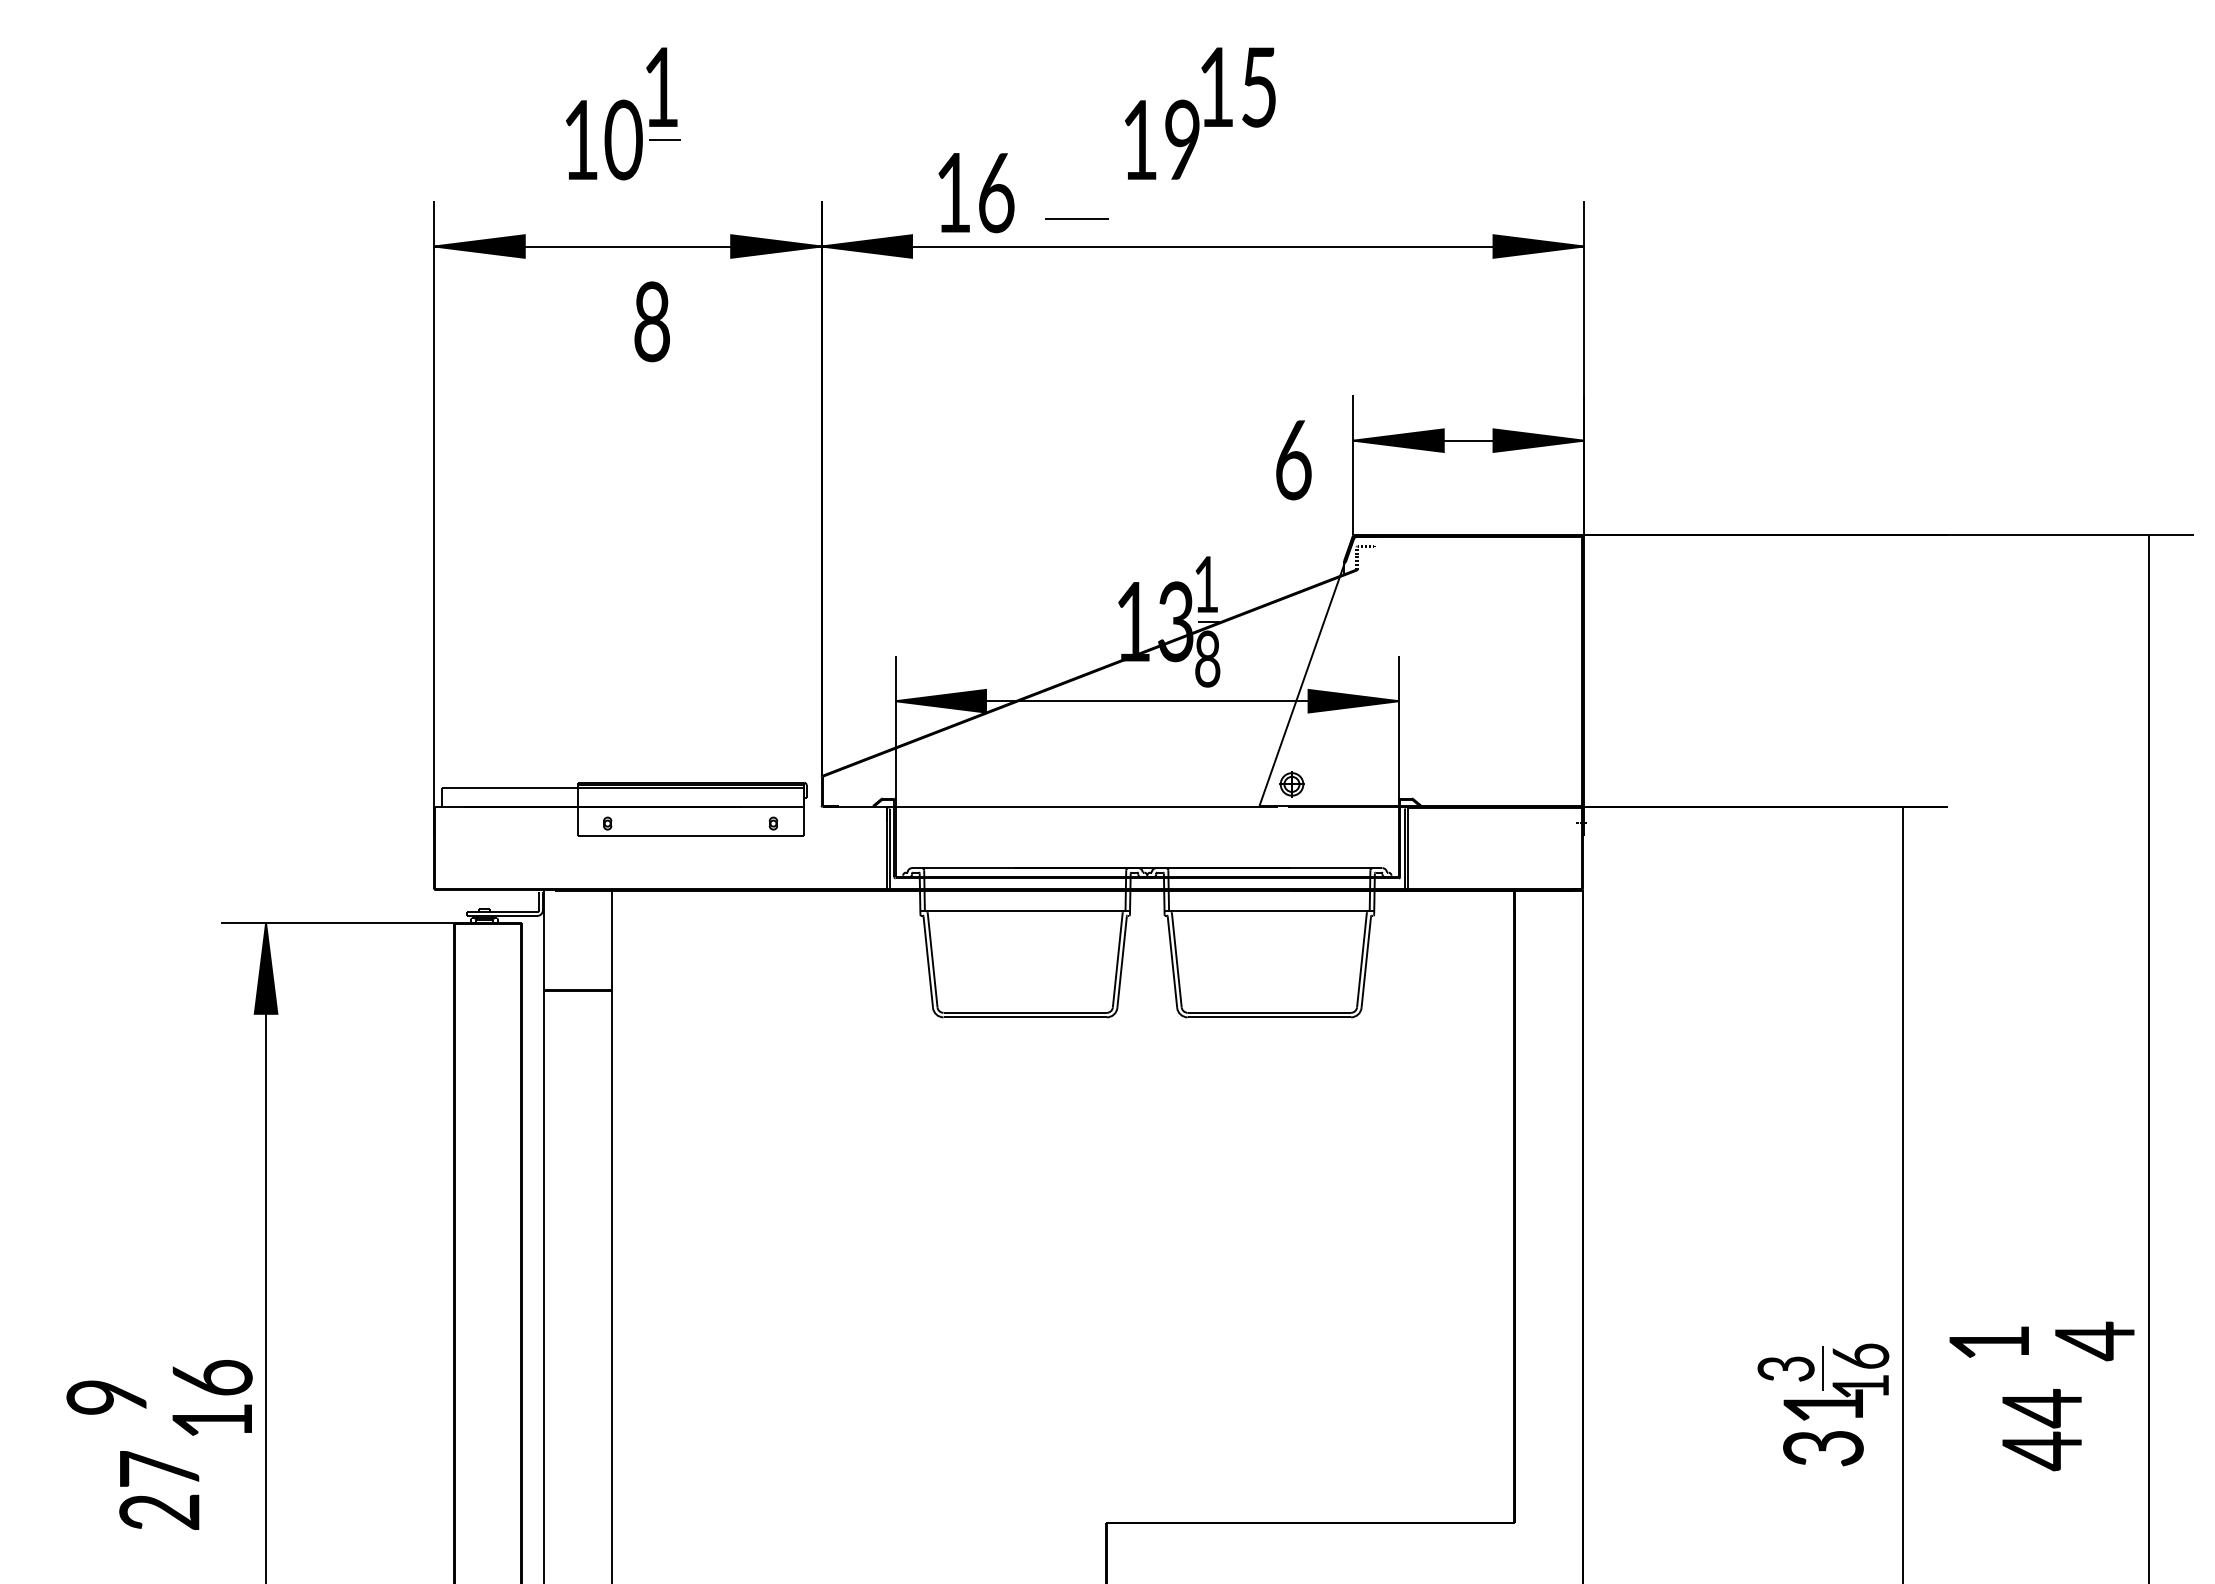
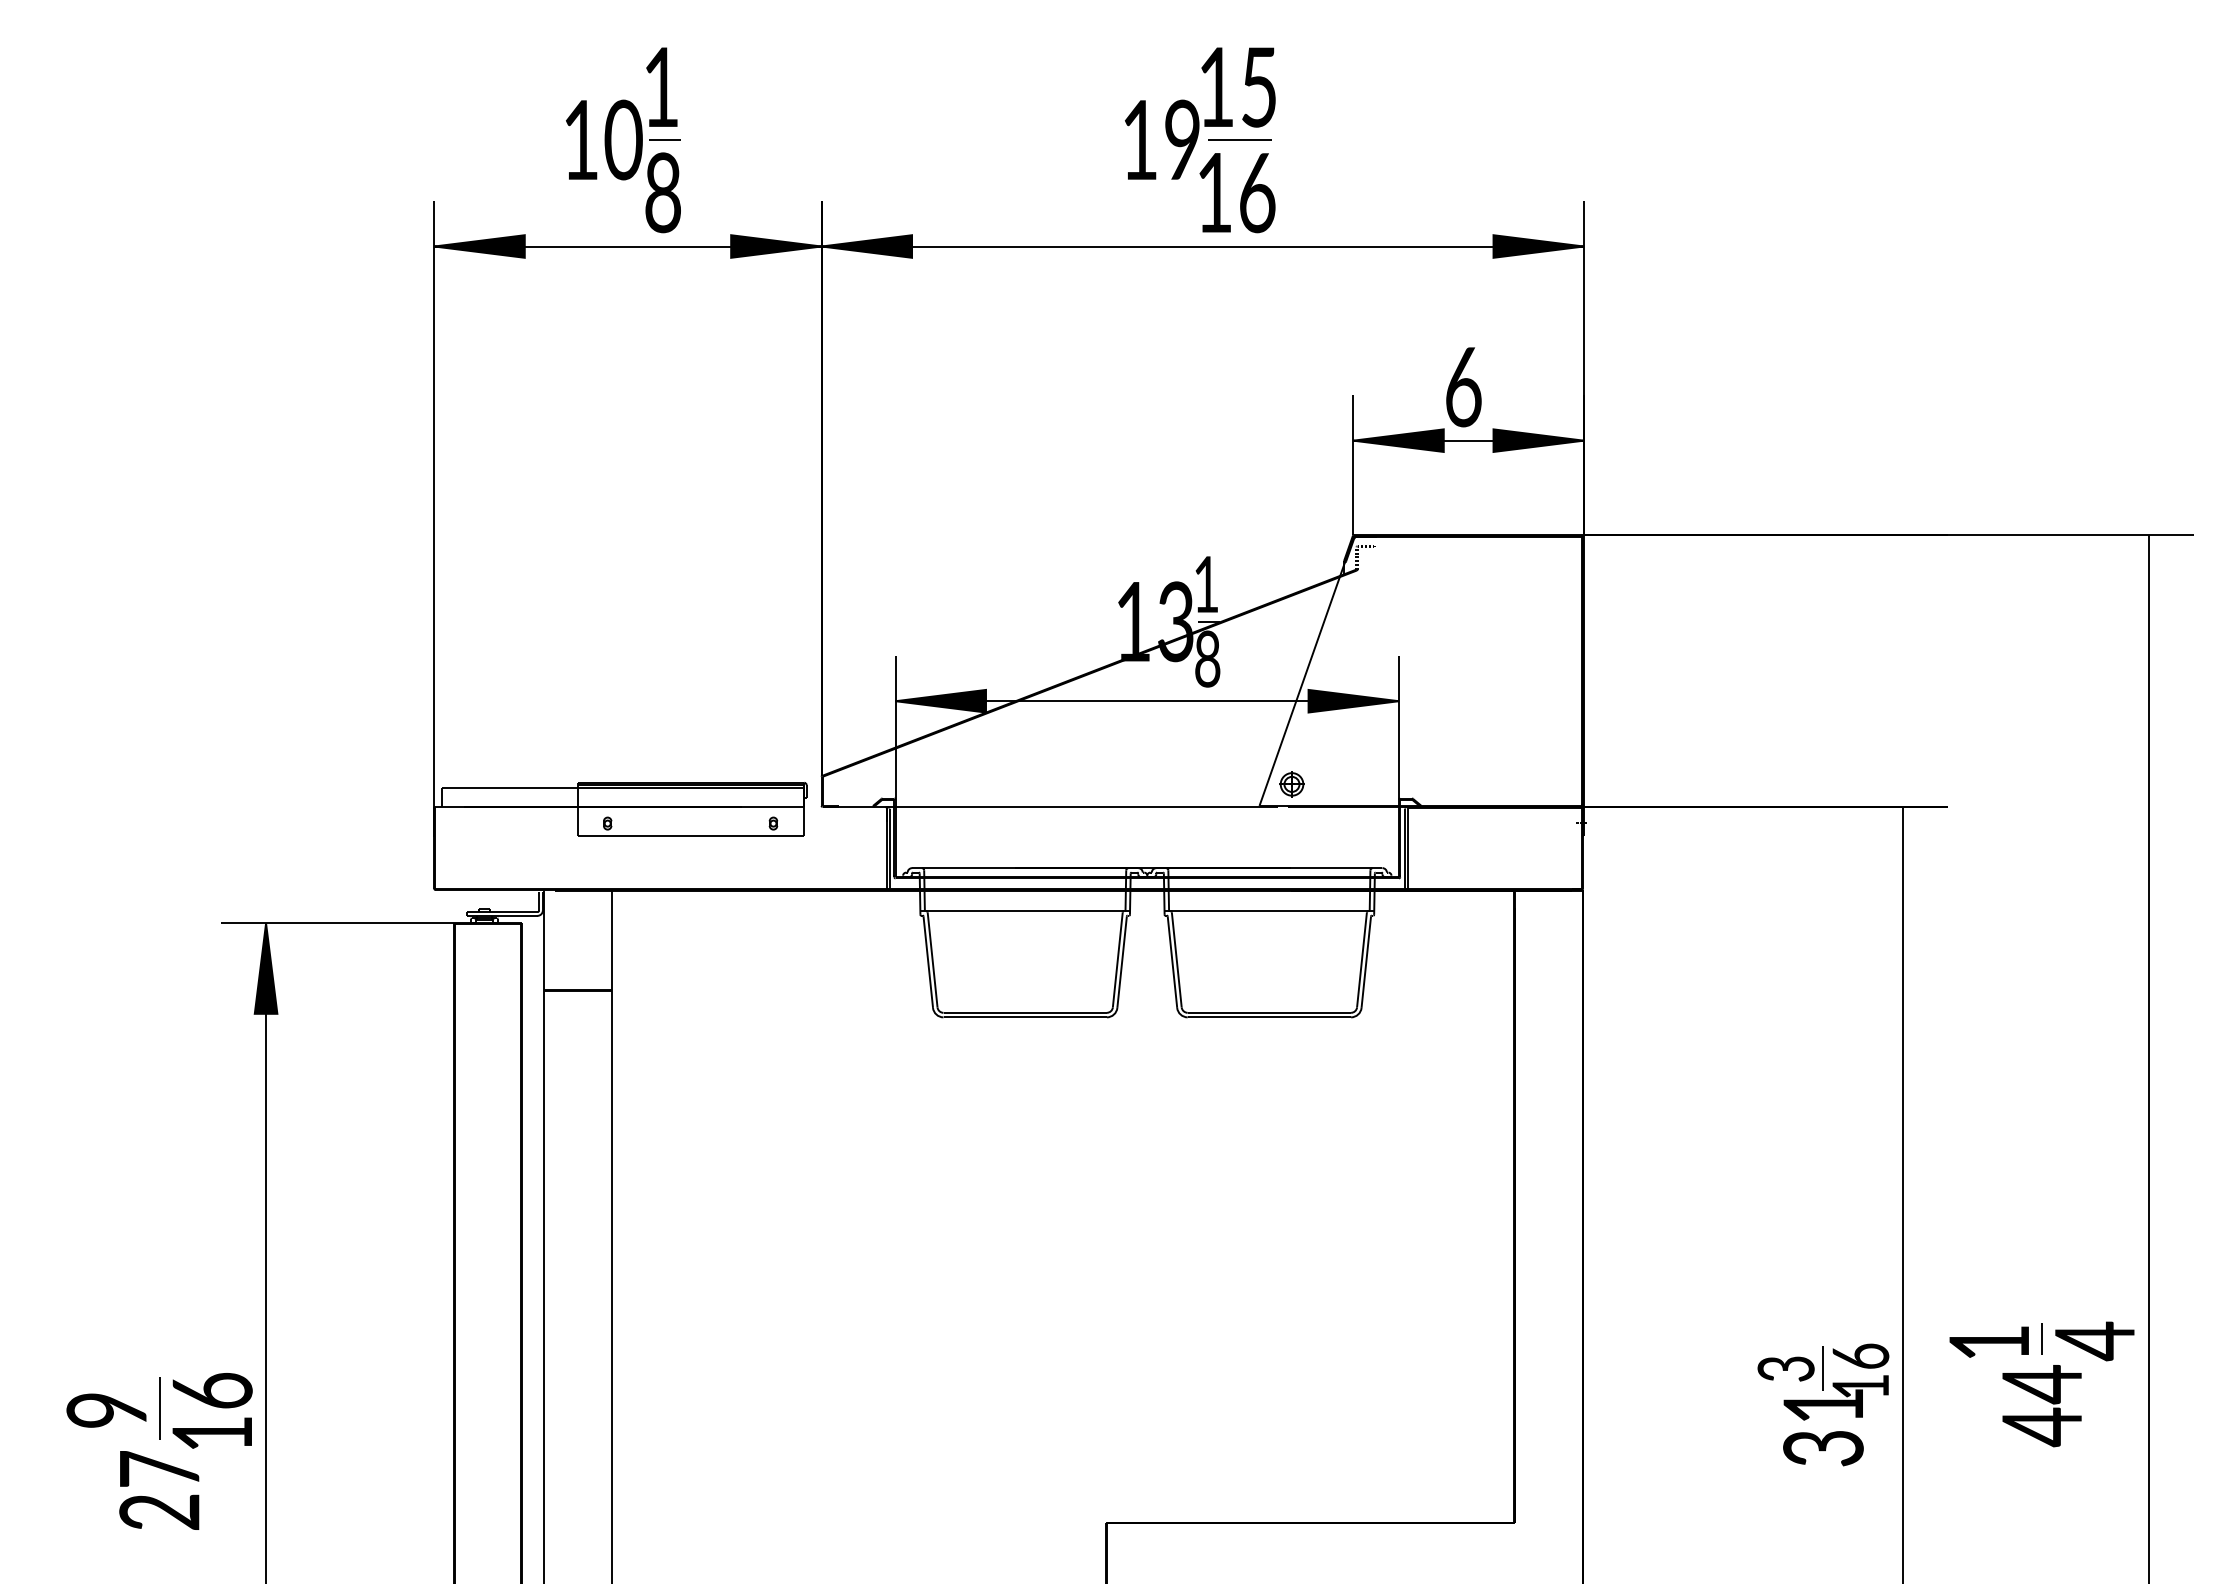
text position: (976, 193) -> (1237, 193) (1237, 193)
line position: (1076, 218) -> (1239, 139) (1239, 139)
text position: (651, 321) -> (662, 192) (662, 192)
text position: (1293, 460) -> (1463, 387) (1463, 387)
line: none -> present (2041, 1338)
text position: (106, 1397) -> (106, 1410) (106, 1410)
text position: (212, 1397) -> (212, 1410) (212, 1410)
line: none -> present (159, 1408)
text position: (2041, 1430) -> (2041, 1406) (2041, 1406)
